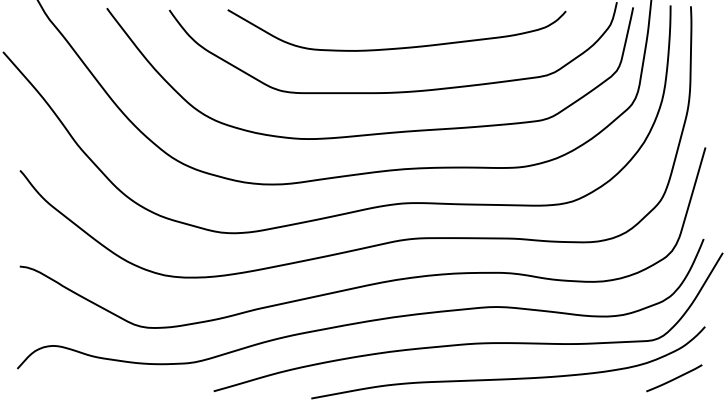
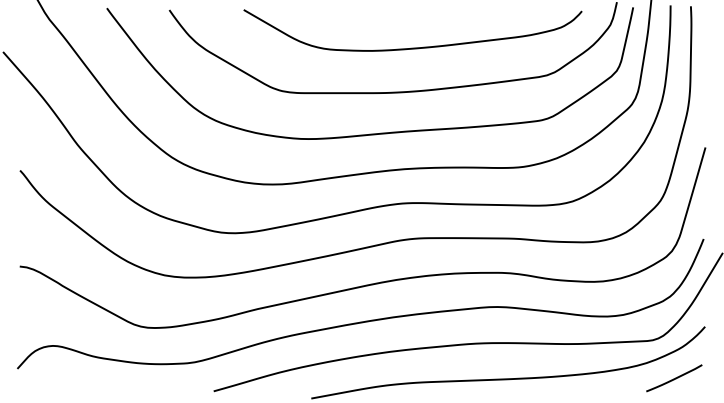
curve position: (396, 47) -> (412, 47) (412, 47)
